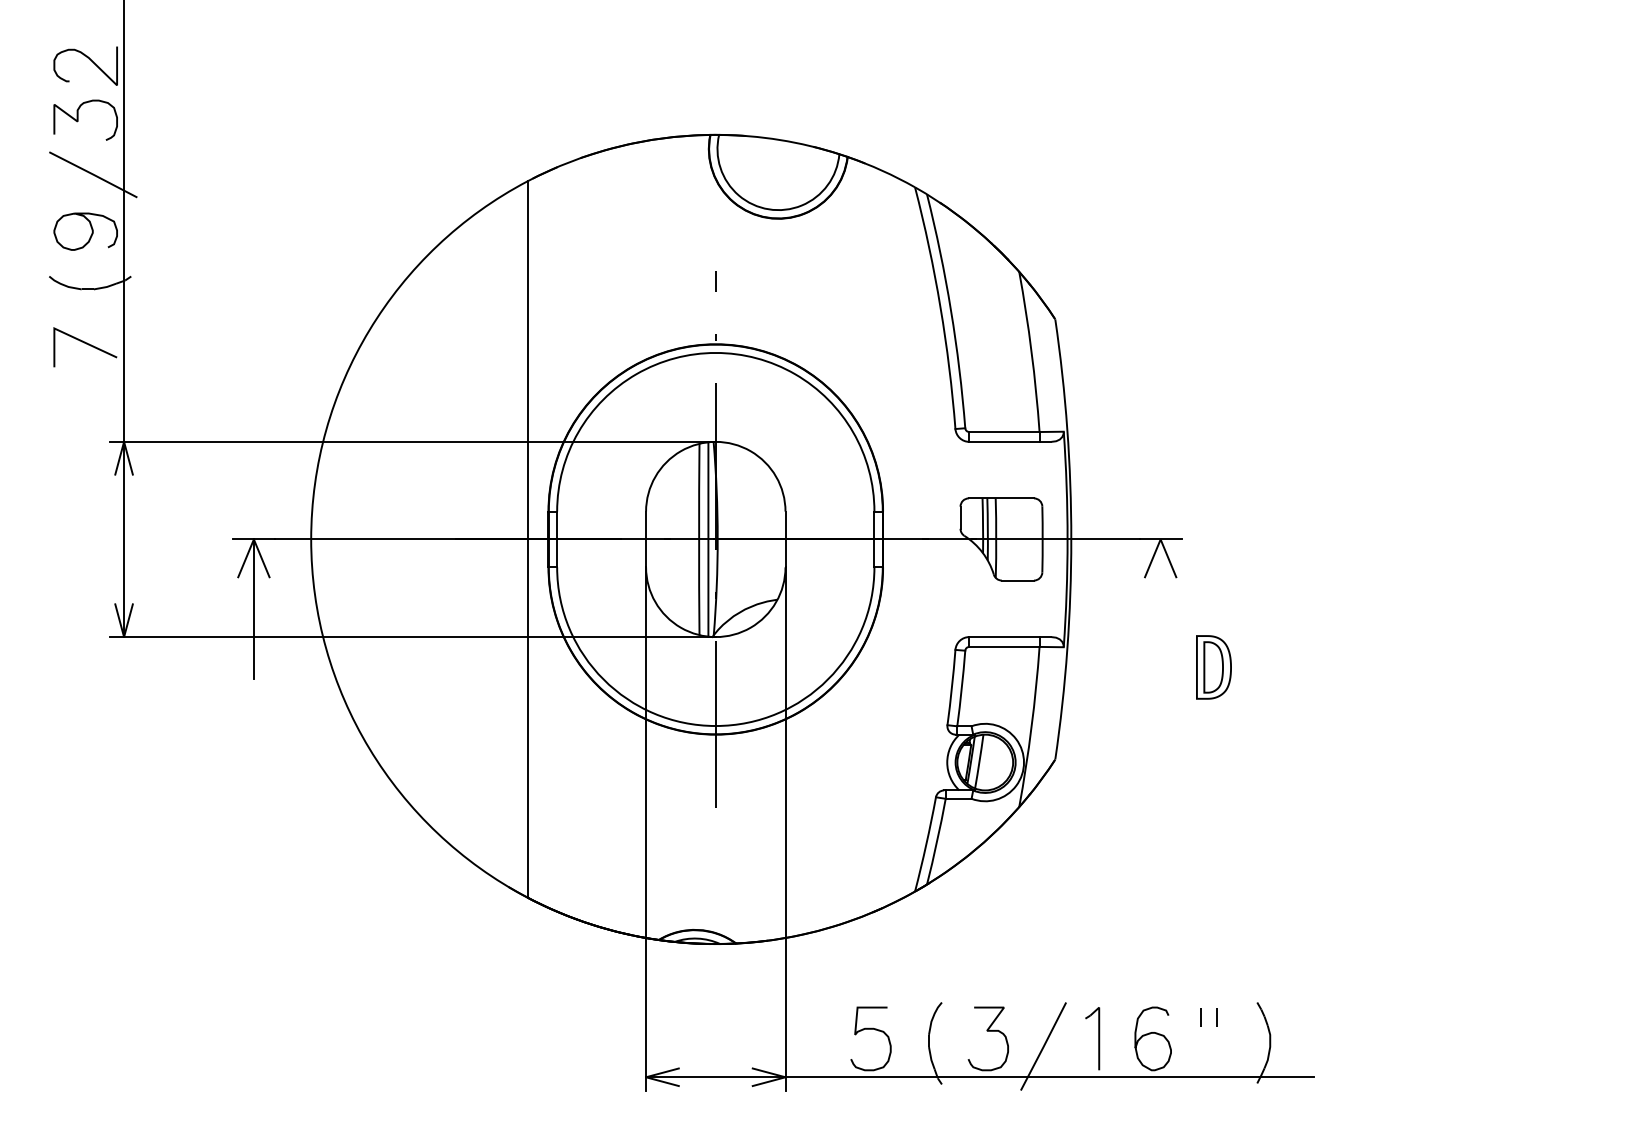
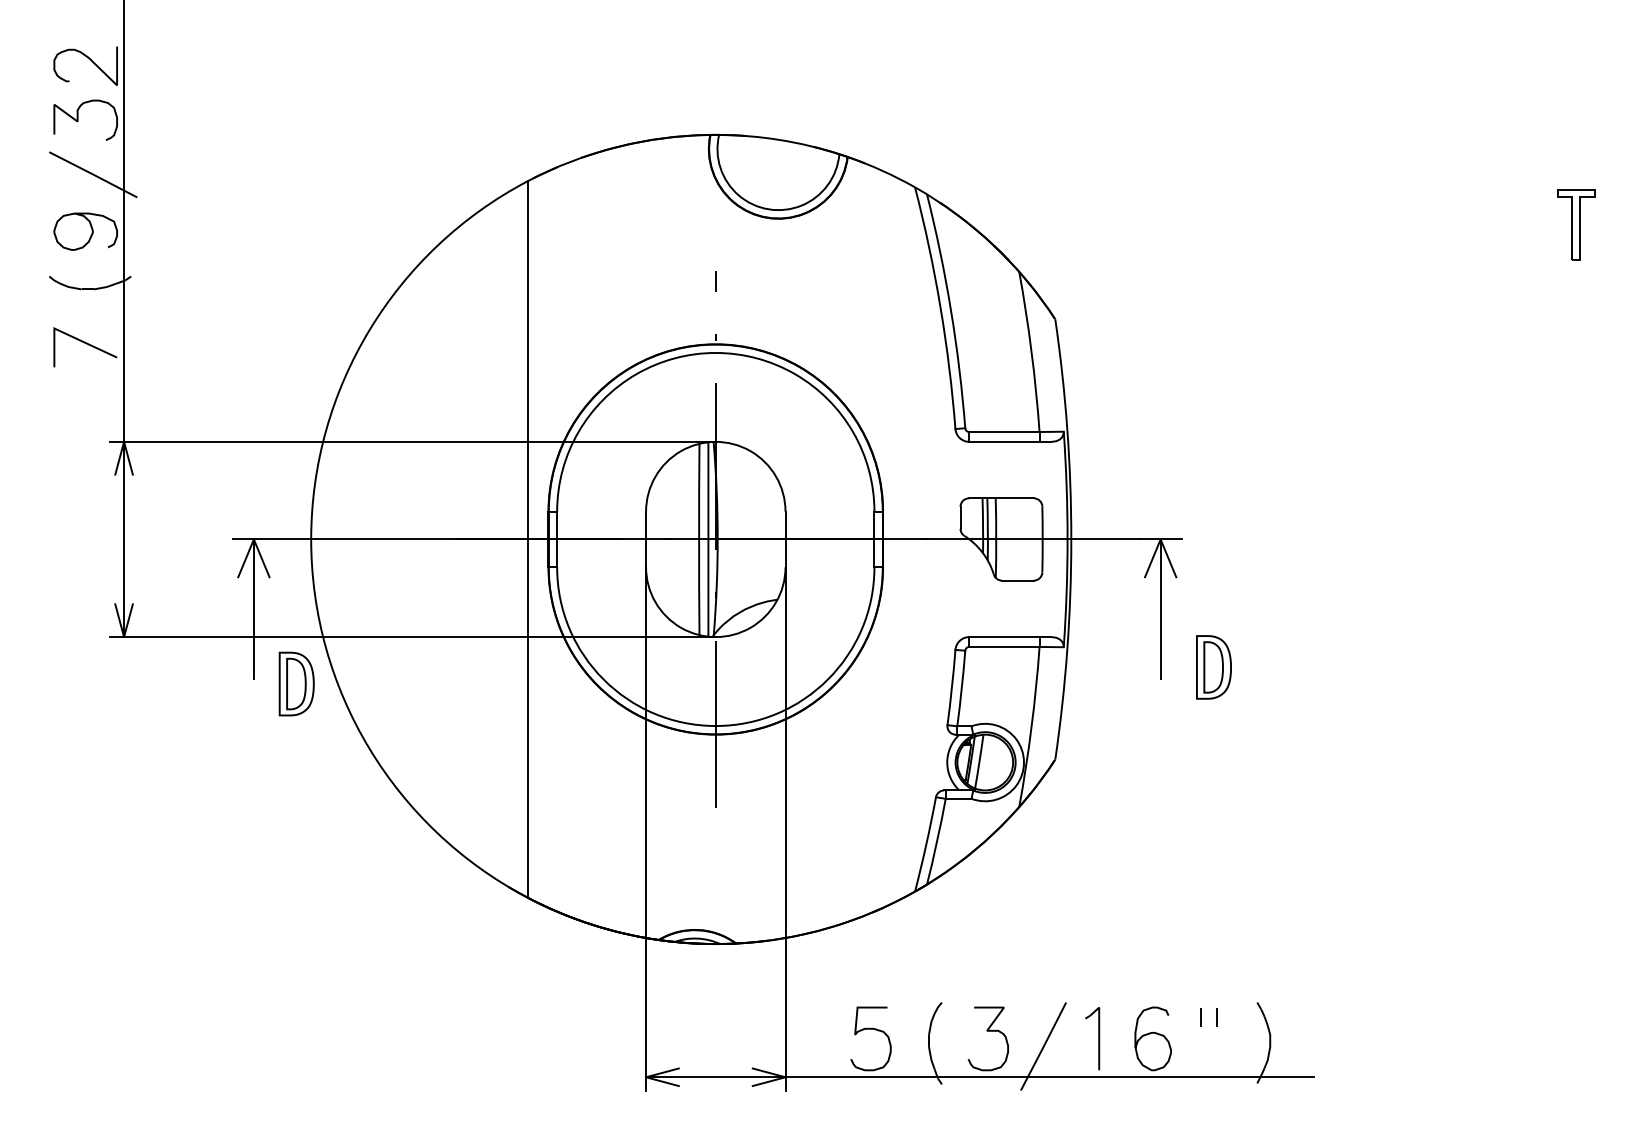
part: none -> present (1576, 224)
line: none -> present (1160, 608)
part: none -> present (296, 683)
